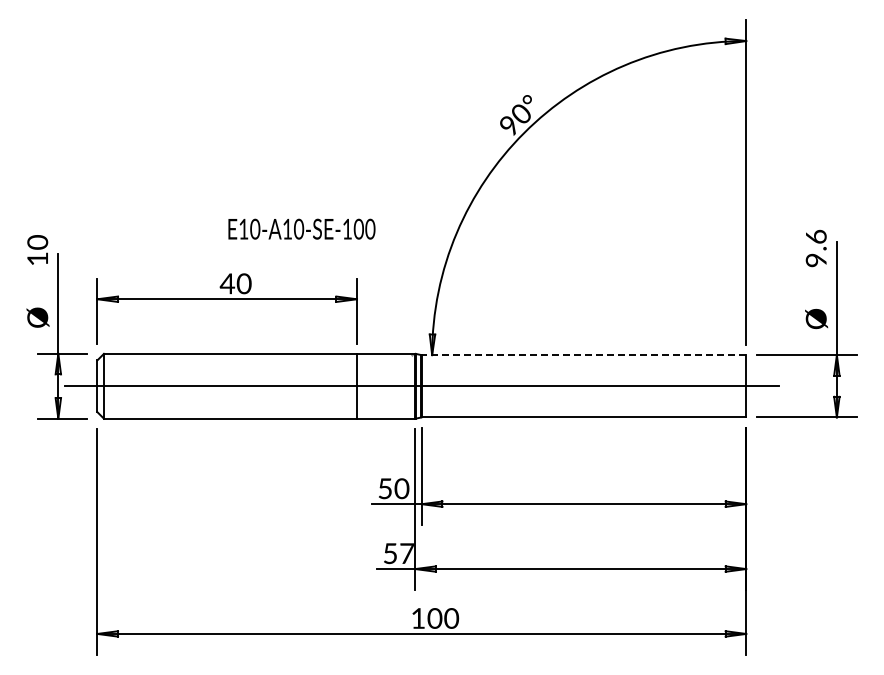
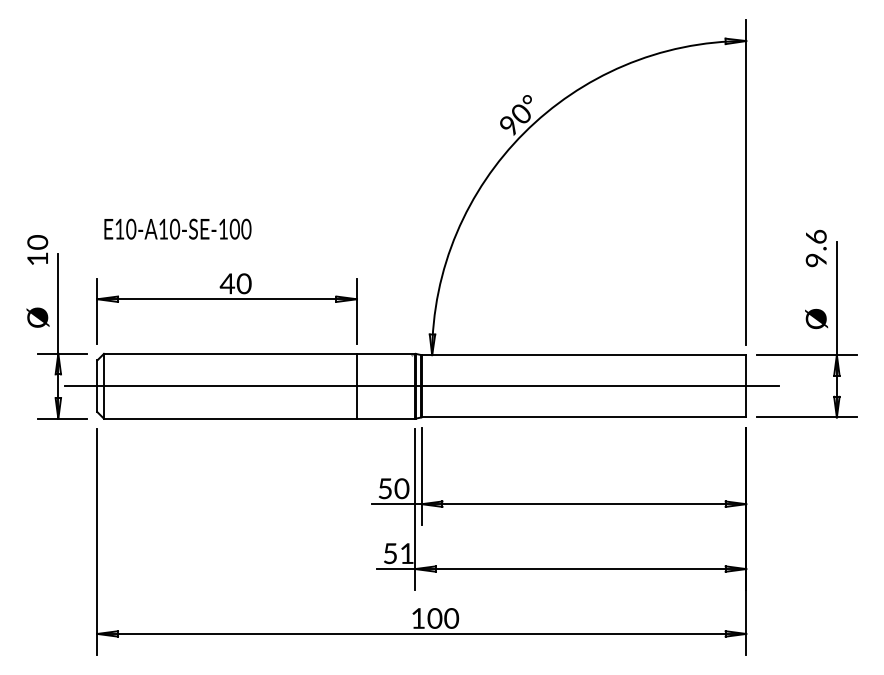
text position: (301, 228) -> (177, 228) (177, 228)
line: dashed -> solid (583, 355)
text: 57 -> 51 (406, 553)
